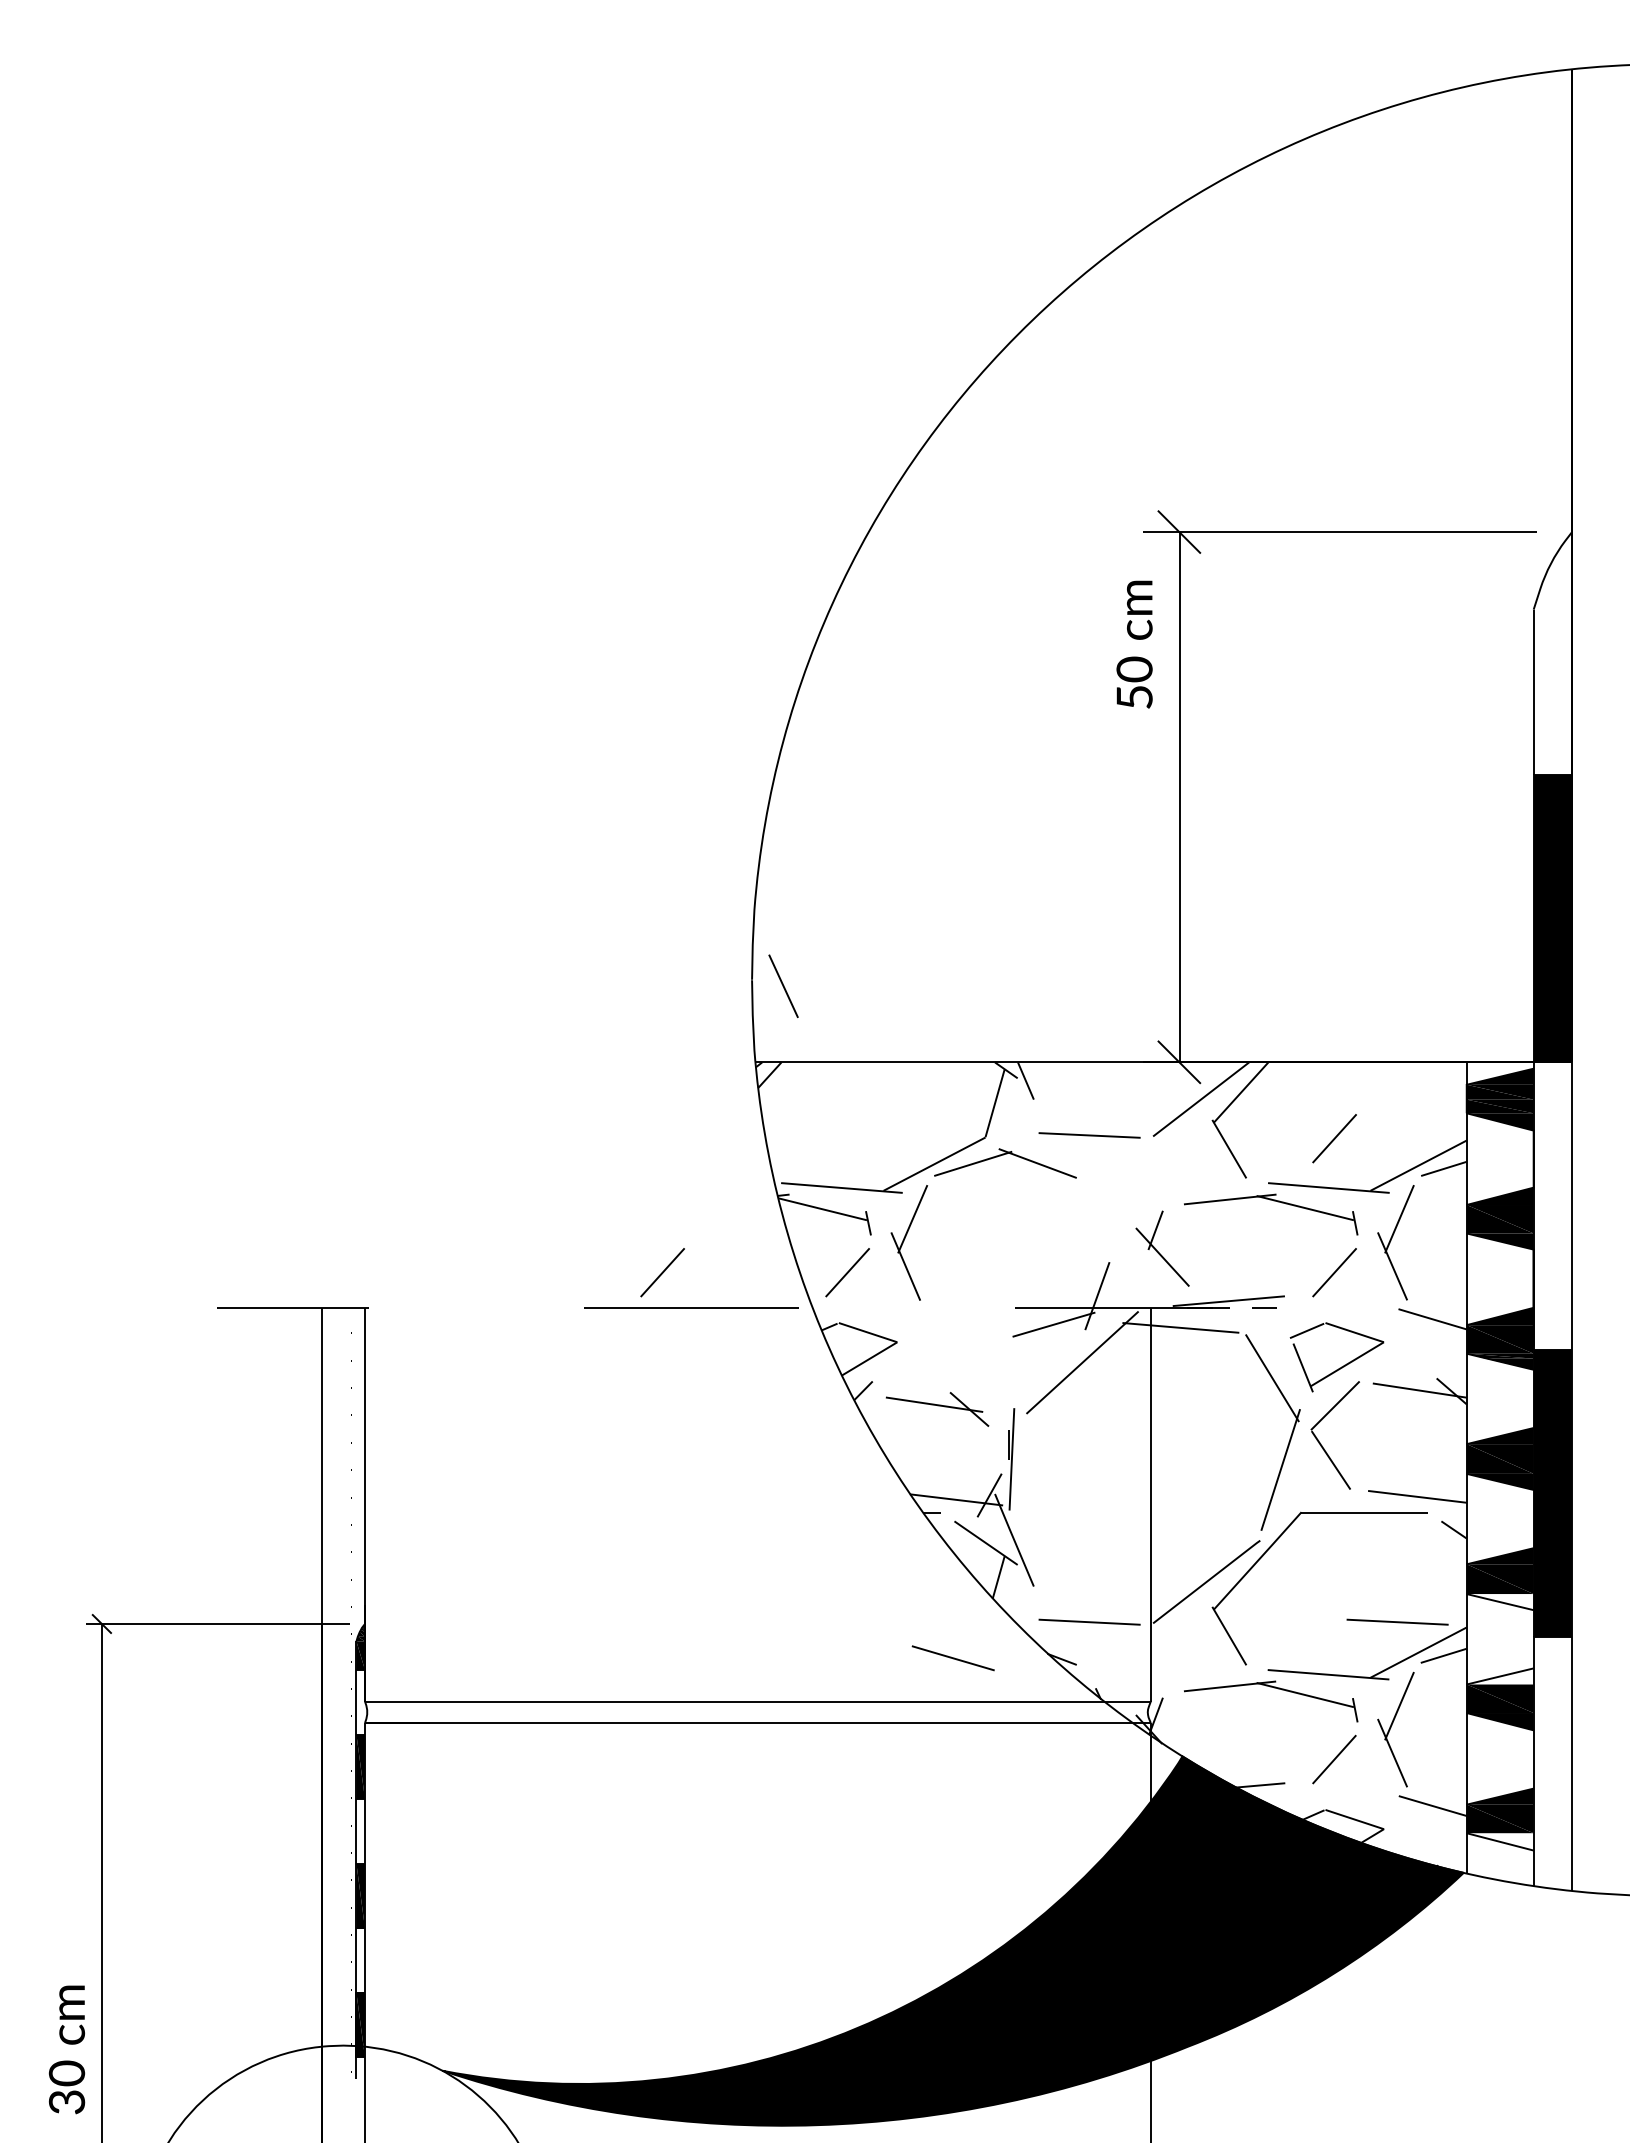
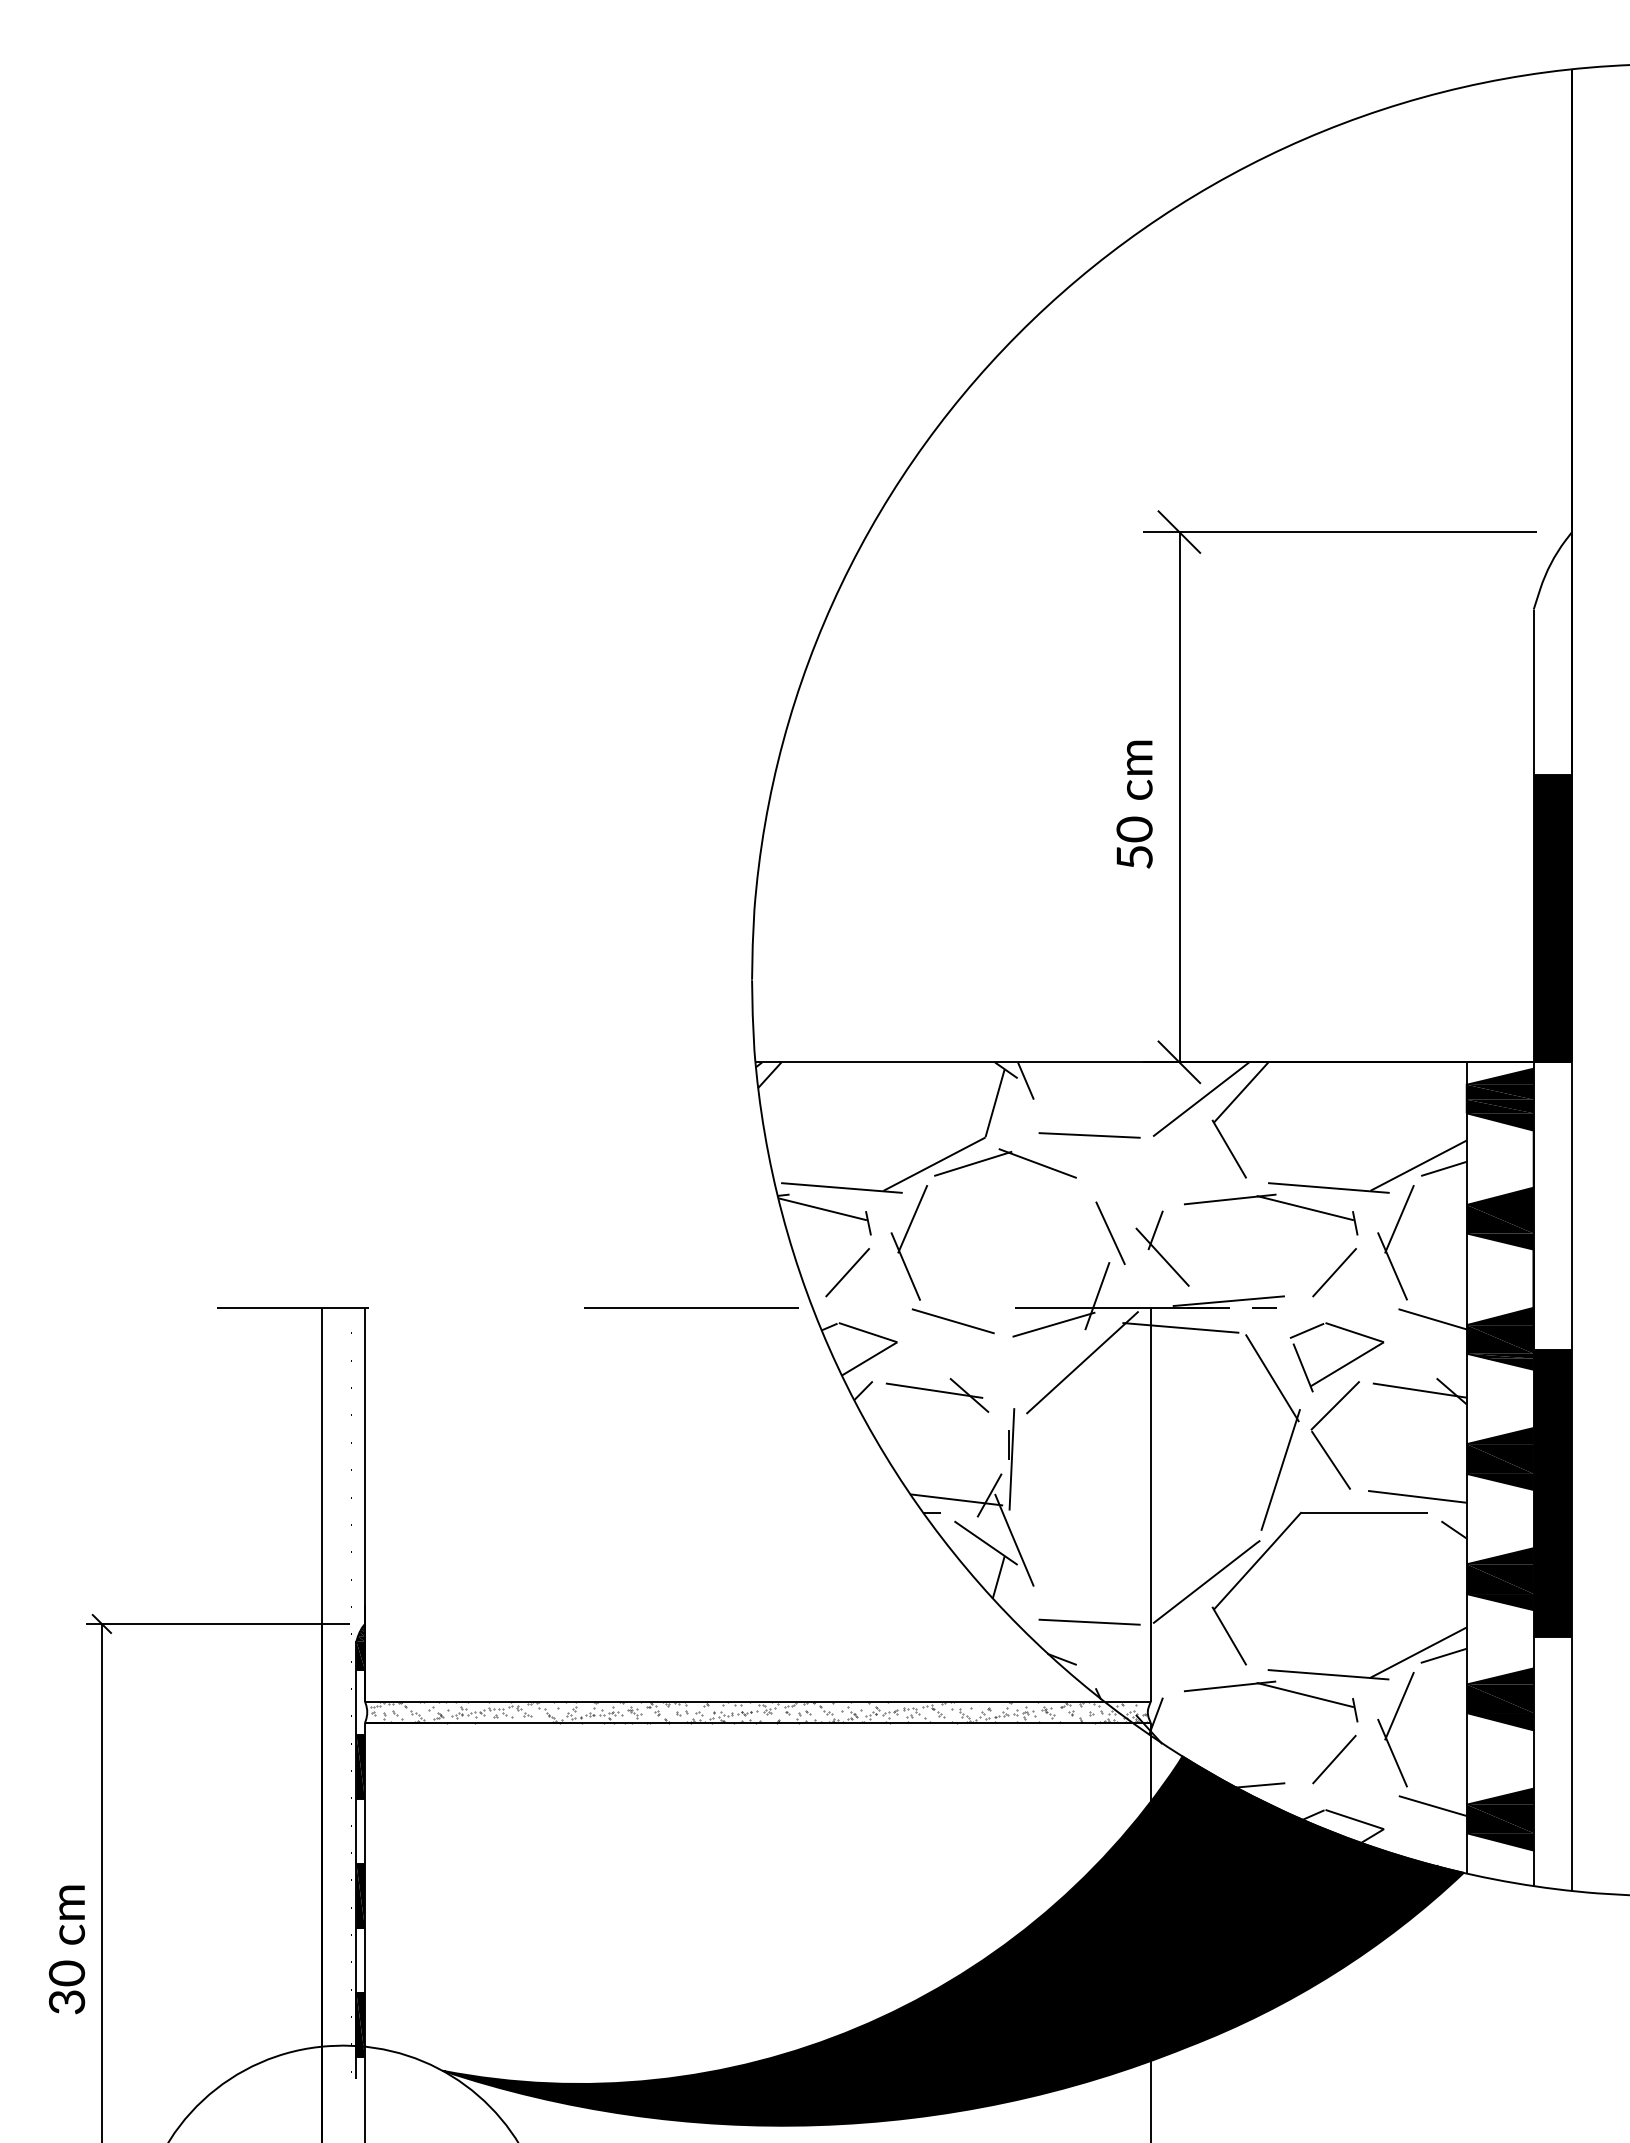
text position: (1134, 644) -> (1134, 804) (1134, 804)
line position: (783, 985) -> (1110, 1232) (1110, 1232)
line: present -> none (1334, 1138)
line: present -> none (662, 1272)
part position: (937, 1409) -> (937, 1395) (937, 1395)
fill: none -> present (1499, 1602)
line: present -> none (1397, 1621)
line position: (952, 1658) -> (952, 1321) (952, 1321)
fill: none -> present (1499, 1676)
hatch: none -> present (758, 1712)
fill: none -> present (1499, 1841)
text position: (66, 2049) -> (66, 1949) (66, 1949)
